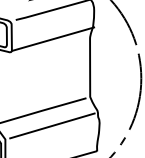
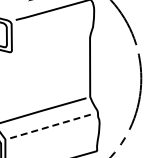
line: present -> none (53, 38)
line: solid -> dashed (52, 125)
